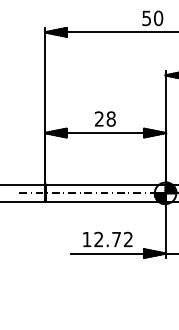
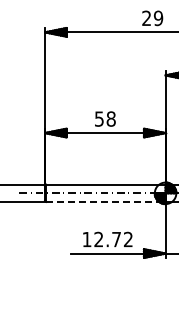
text: 50 -> 29 (152, 18)
text: 28 -> 58 (99, 118)
line: solid -> dashed (105, 201)
